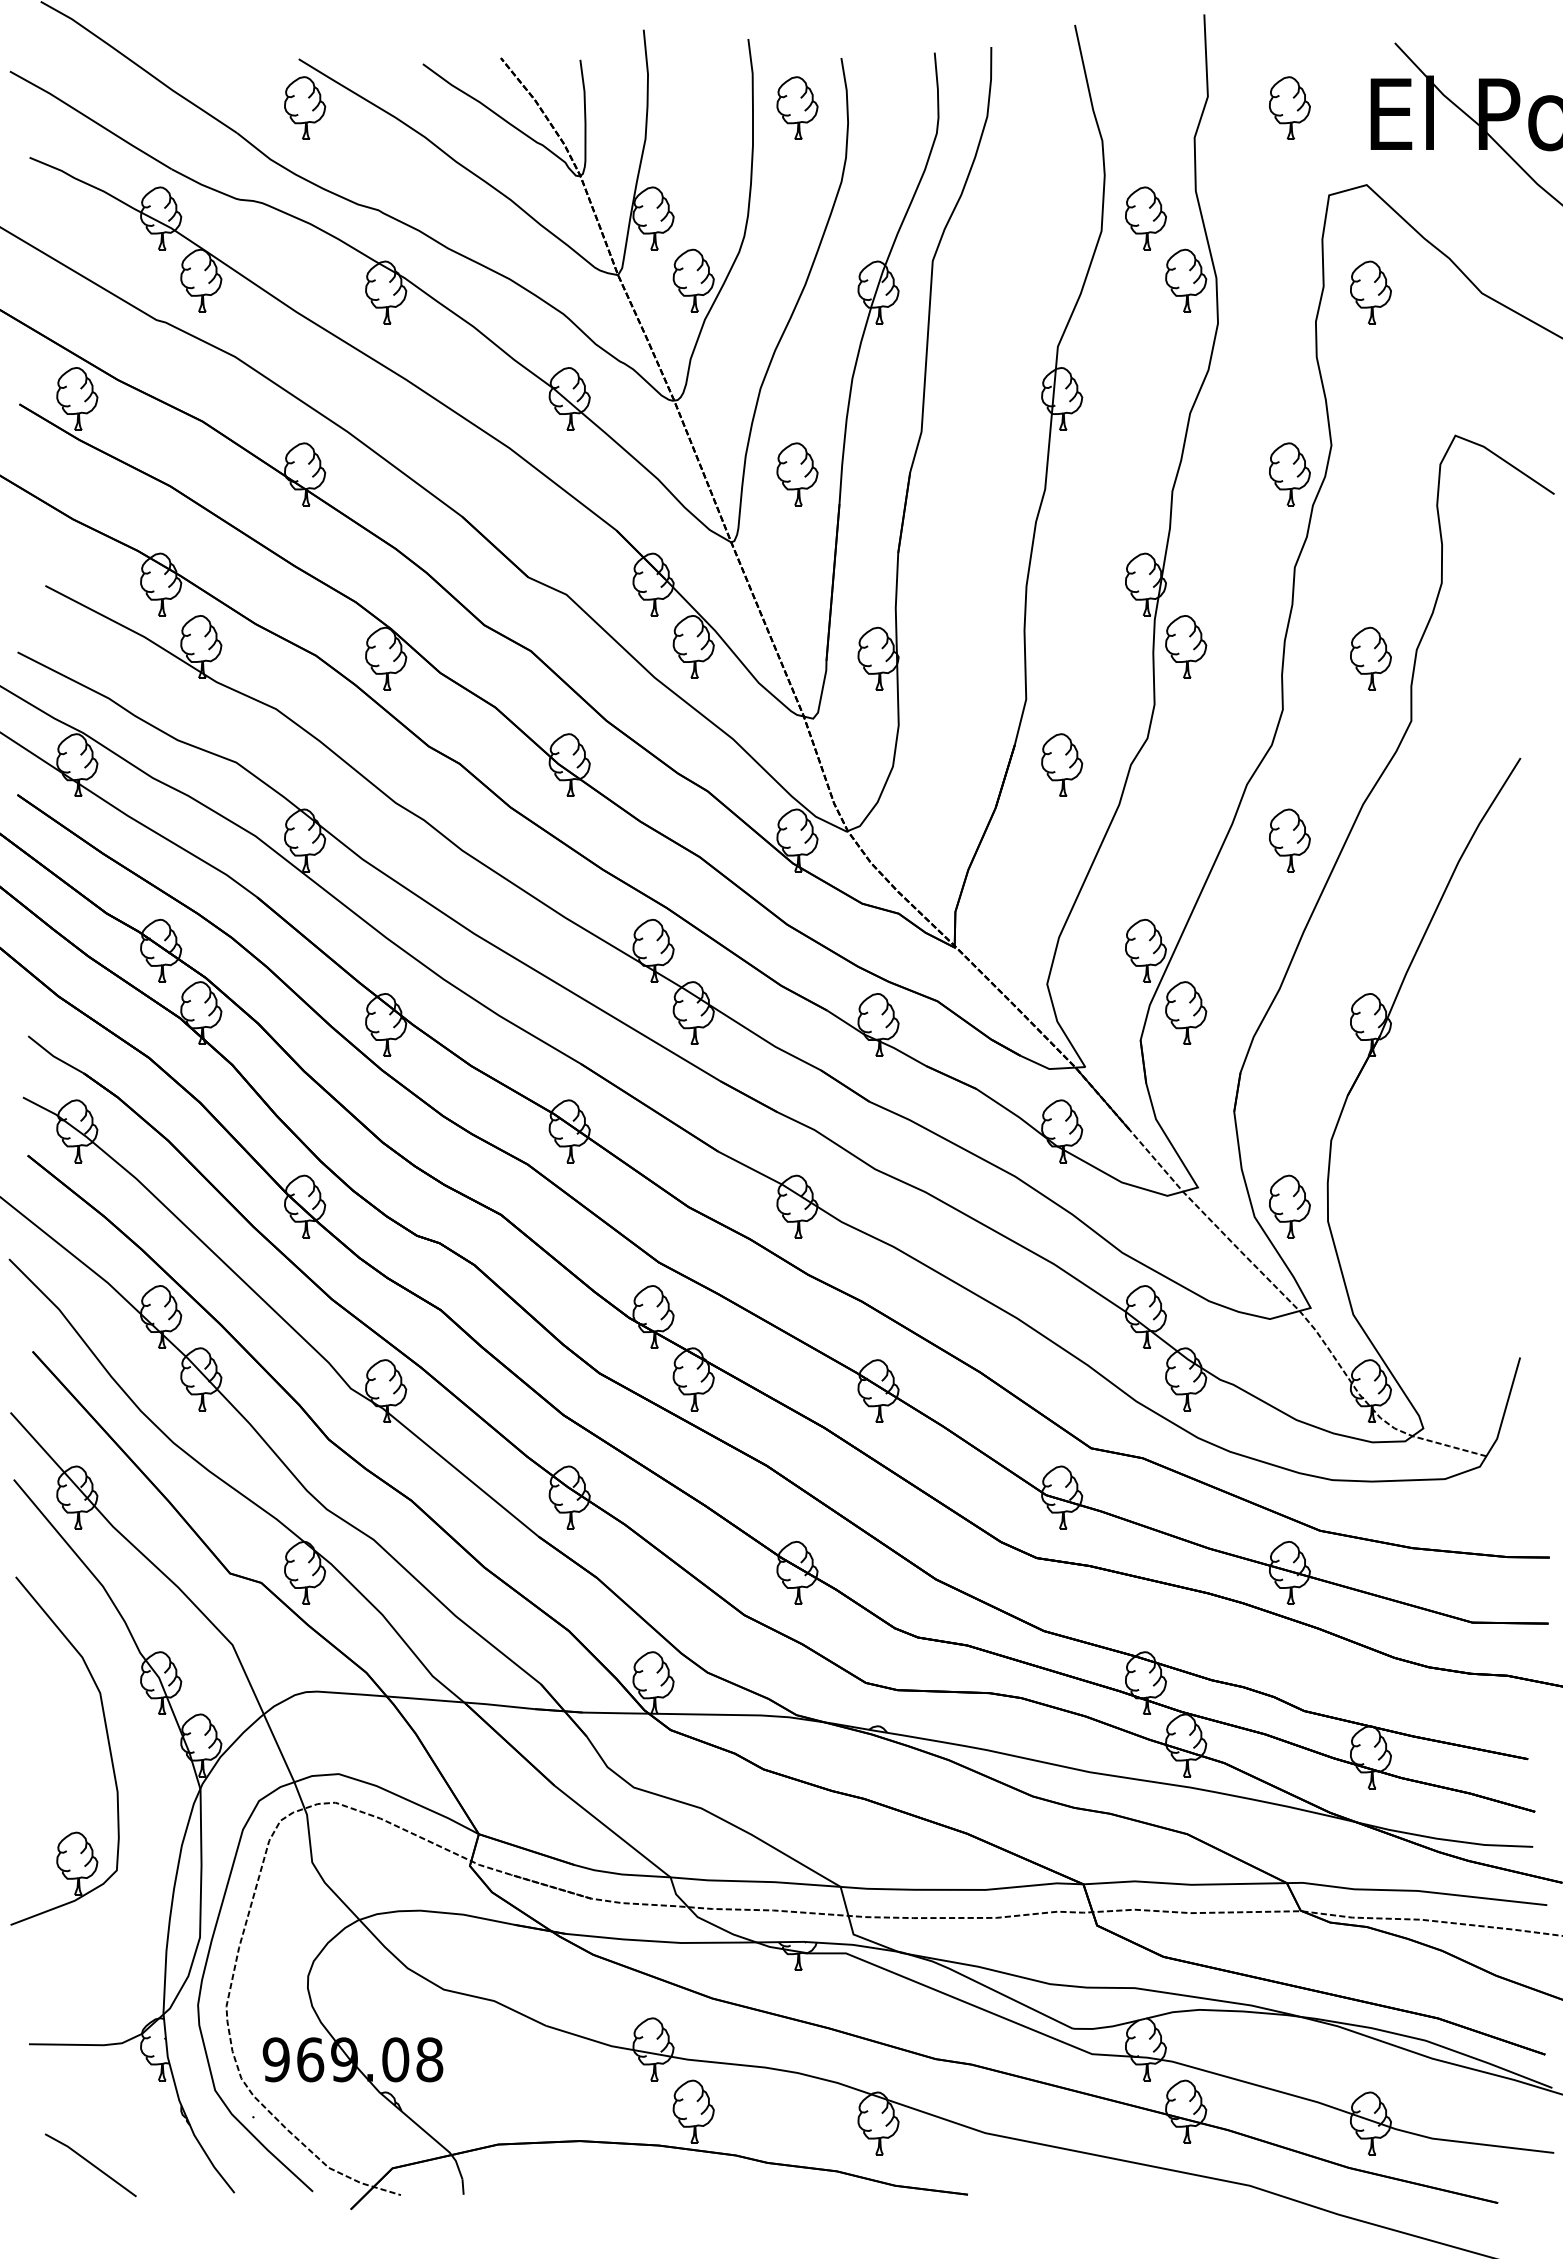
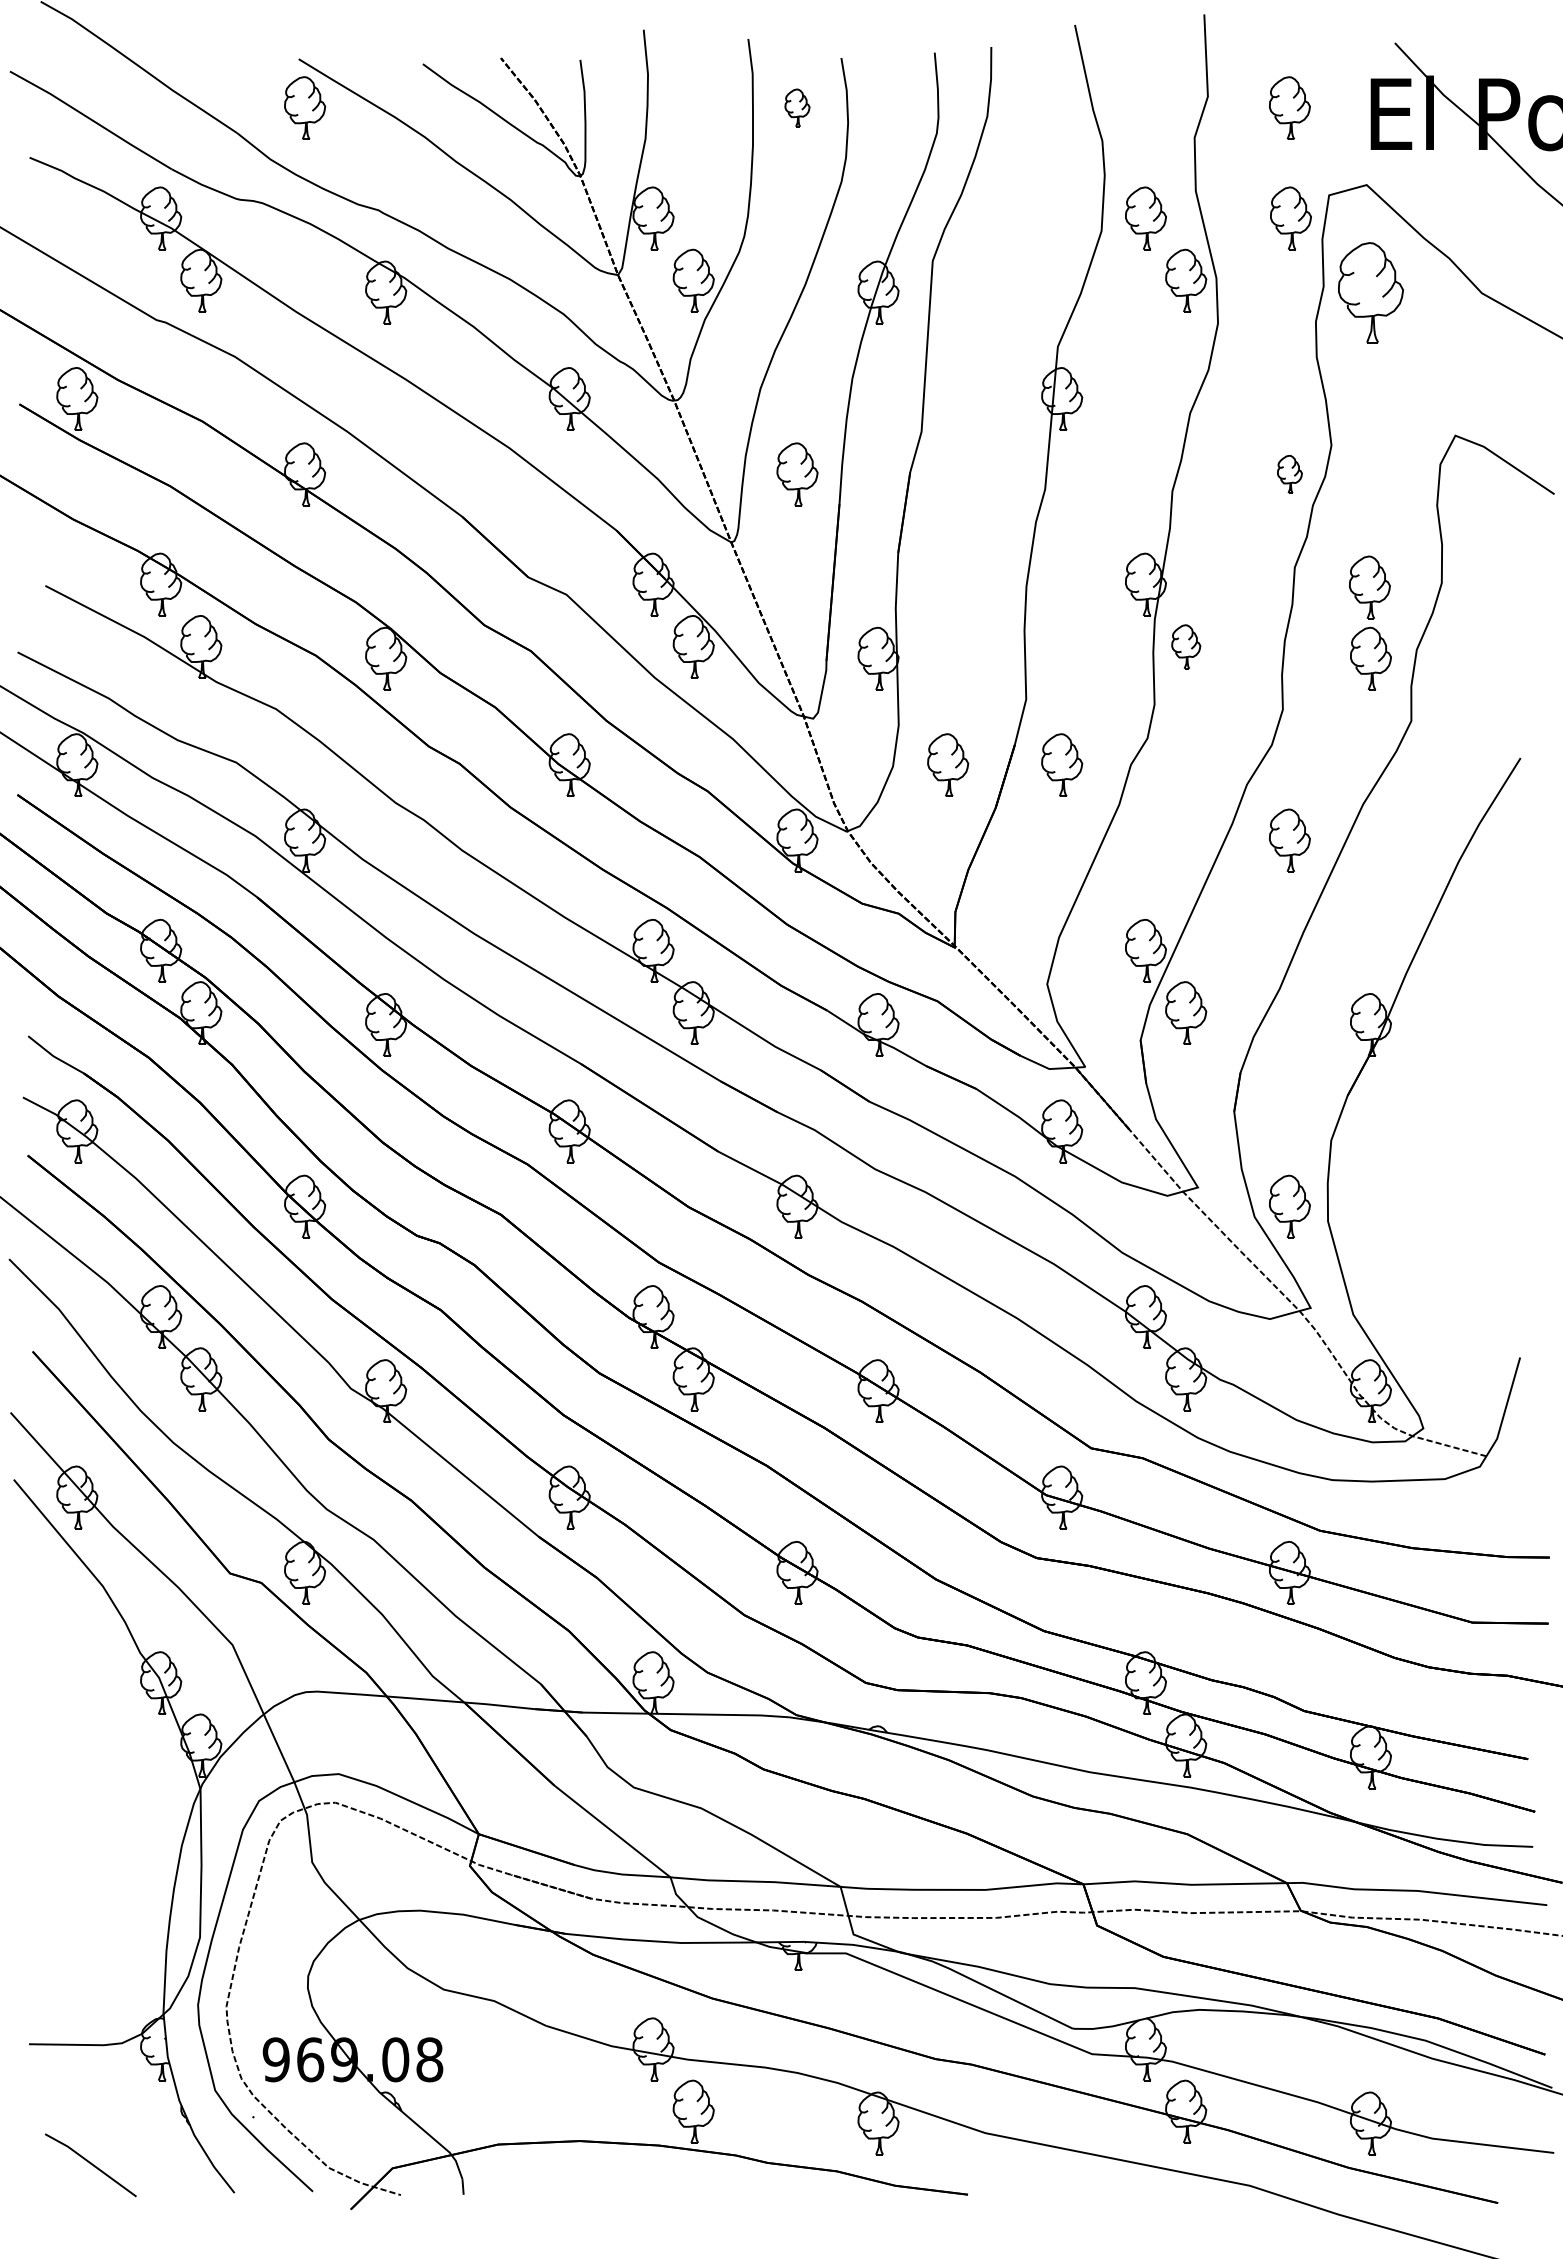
part size: 43x64 px -> 27x40 px (797, 107)
part: none -> present (1290, 218)
part size: 42x65 px -> 66x102 px (1370, 292)
part size: 42x65 px -> 26x40 px (1289, 473)
part: none -> present (1369, 587)
part size: 43x64 px -> 31x46 px (1186, 646)
part: none -> present (948, 764)
part: present -> none (107, 1741)
